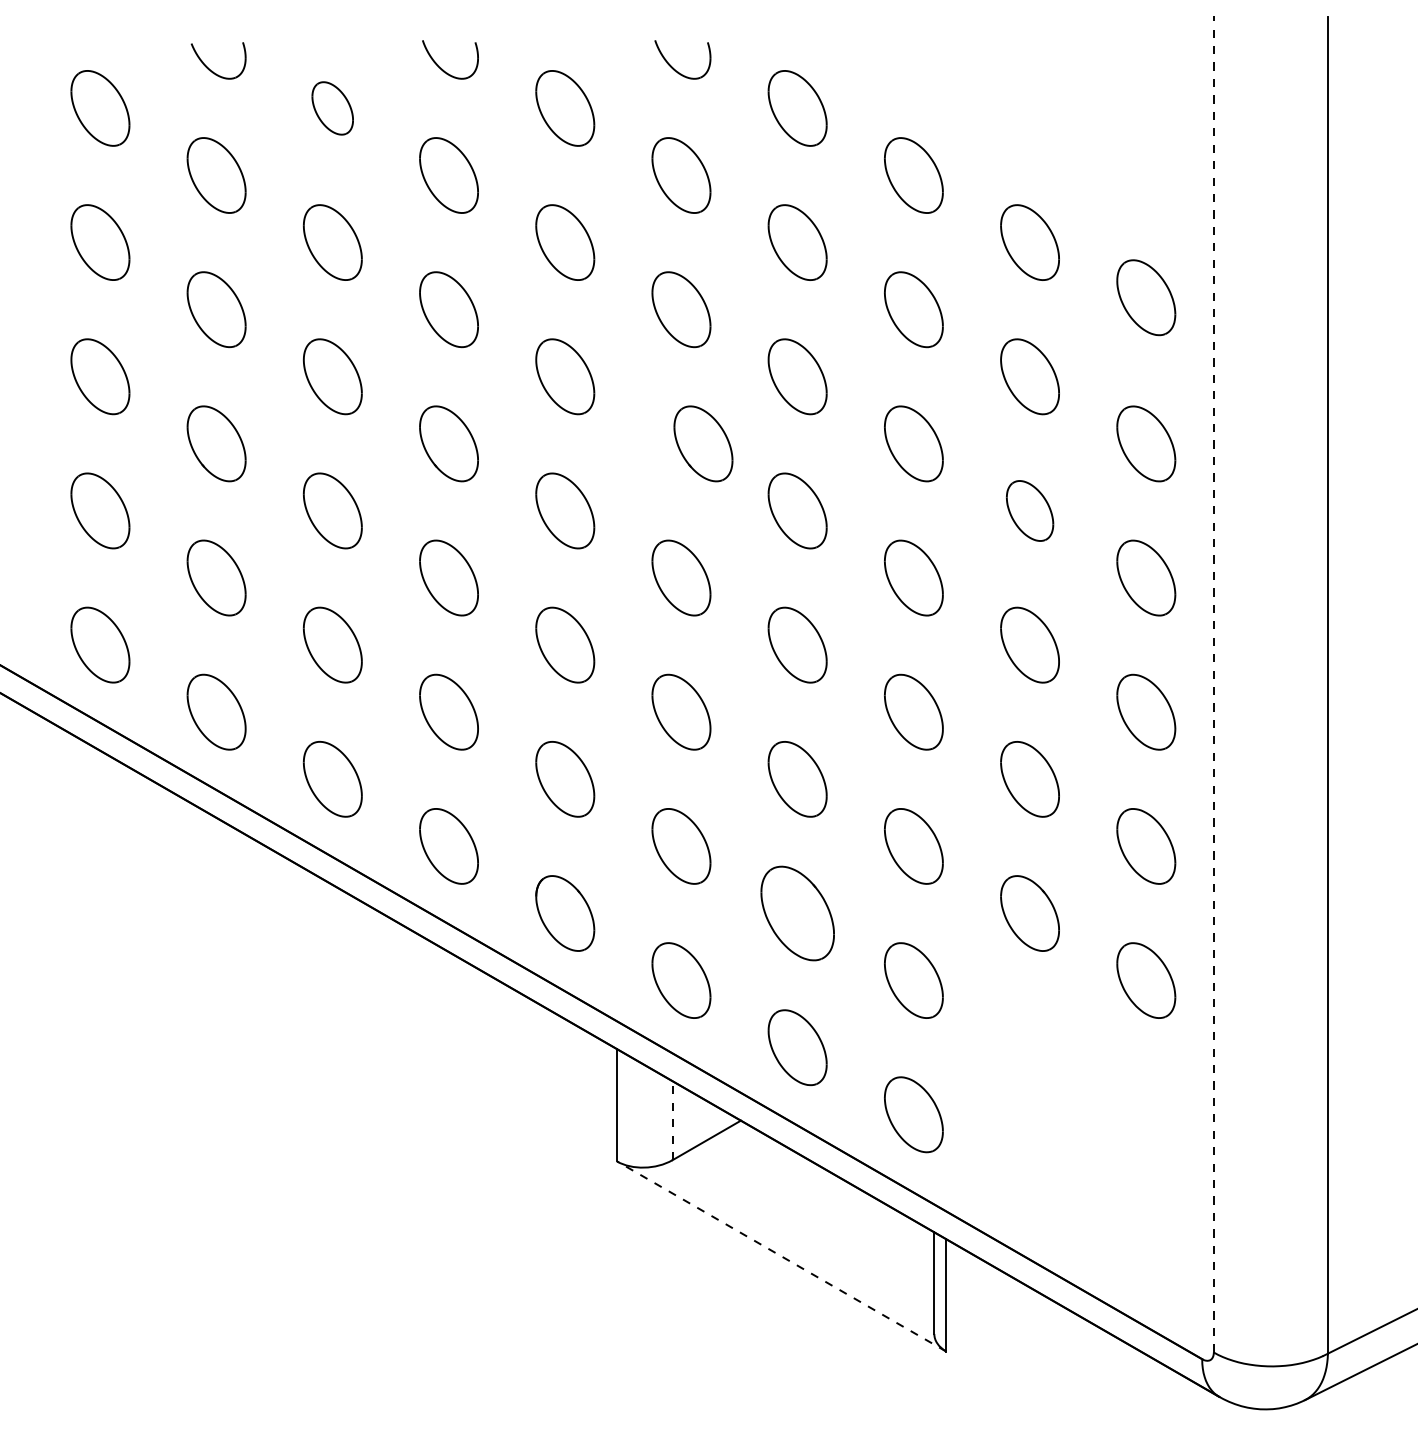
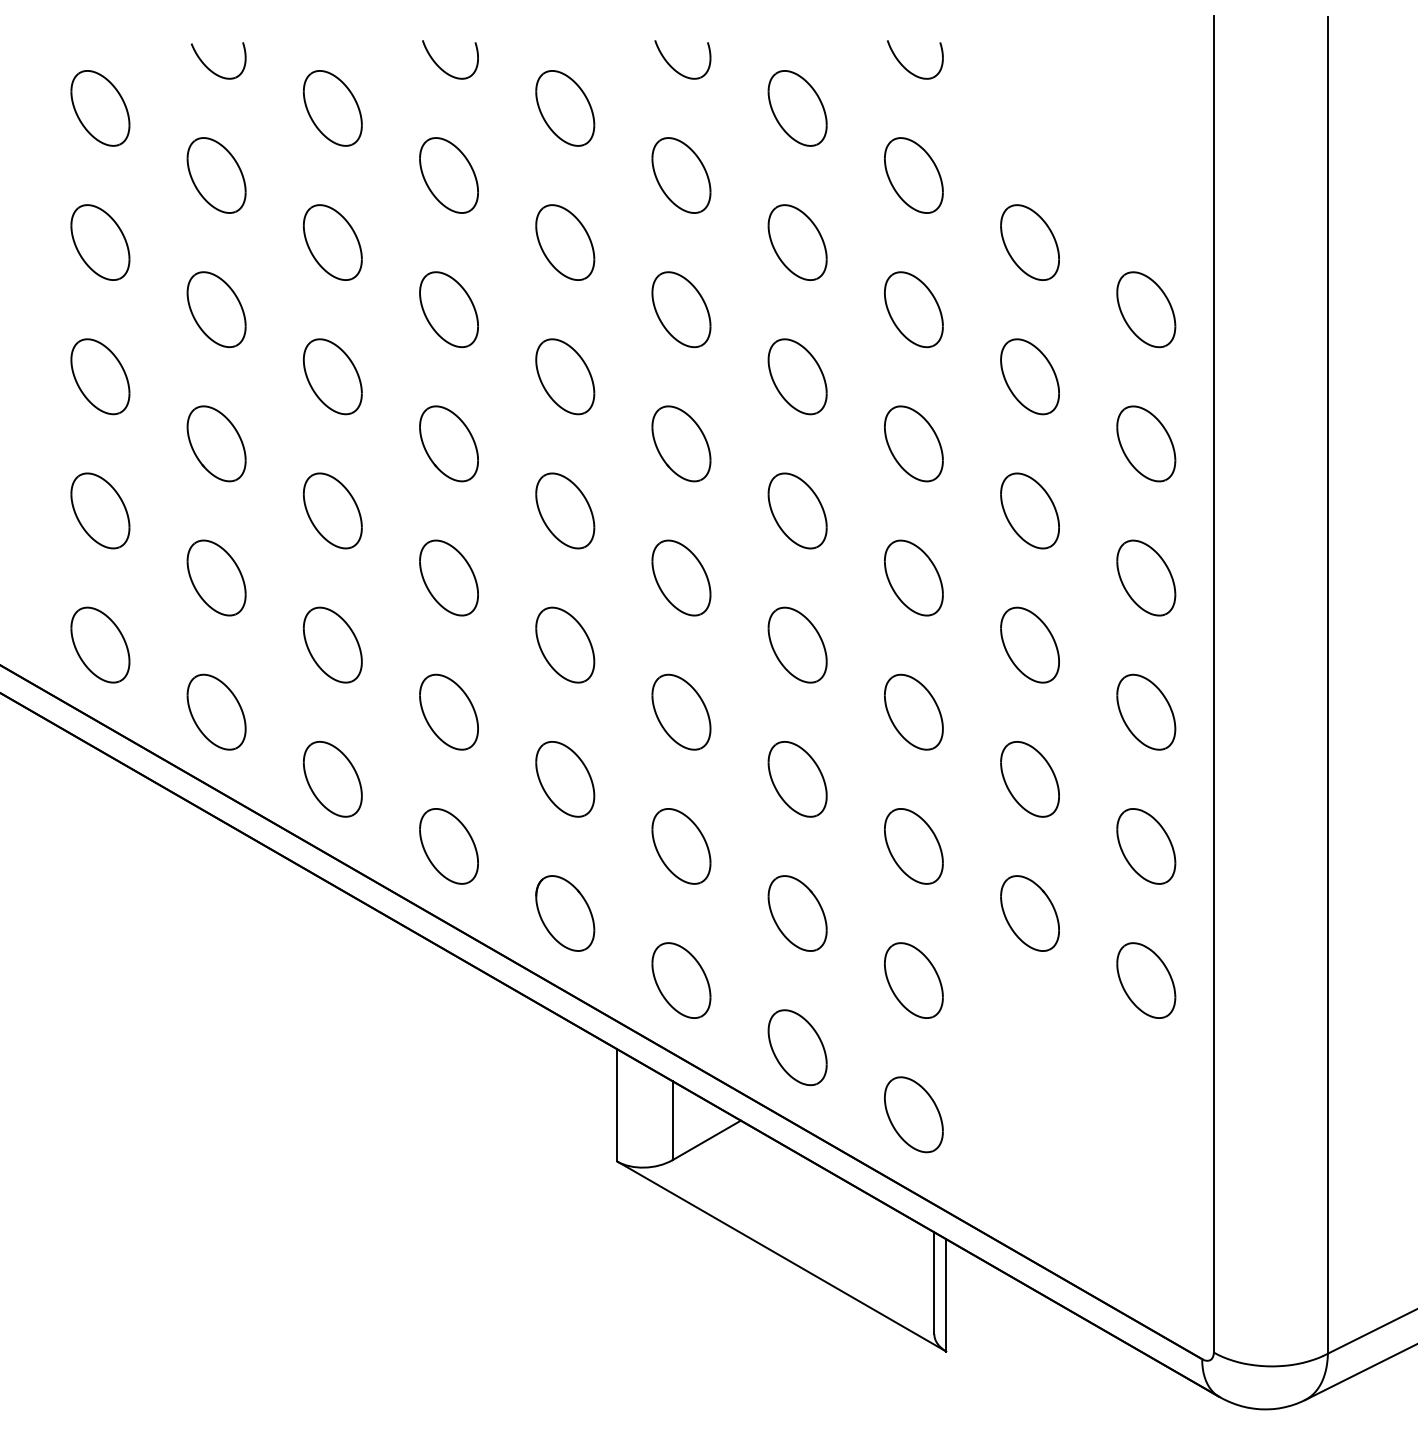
part: none -> present (909, 70)
part size: 43x55 px -> 61x77 px (332, 108)
part position: (1146, 297) -> (1146, 309) (1146, 309)
part position: (703, 443) -> (681, 443) (681, 443)
part size: 49x62 px -> 60x78 px (1029, 510)
line: dashed -> solid (1213, 683)
part size: 75x97 px -> 61x77 px (797, 913)
line: dashed -> solid (672, 1120)
line: dashed -> solid (781, 1256)
